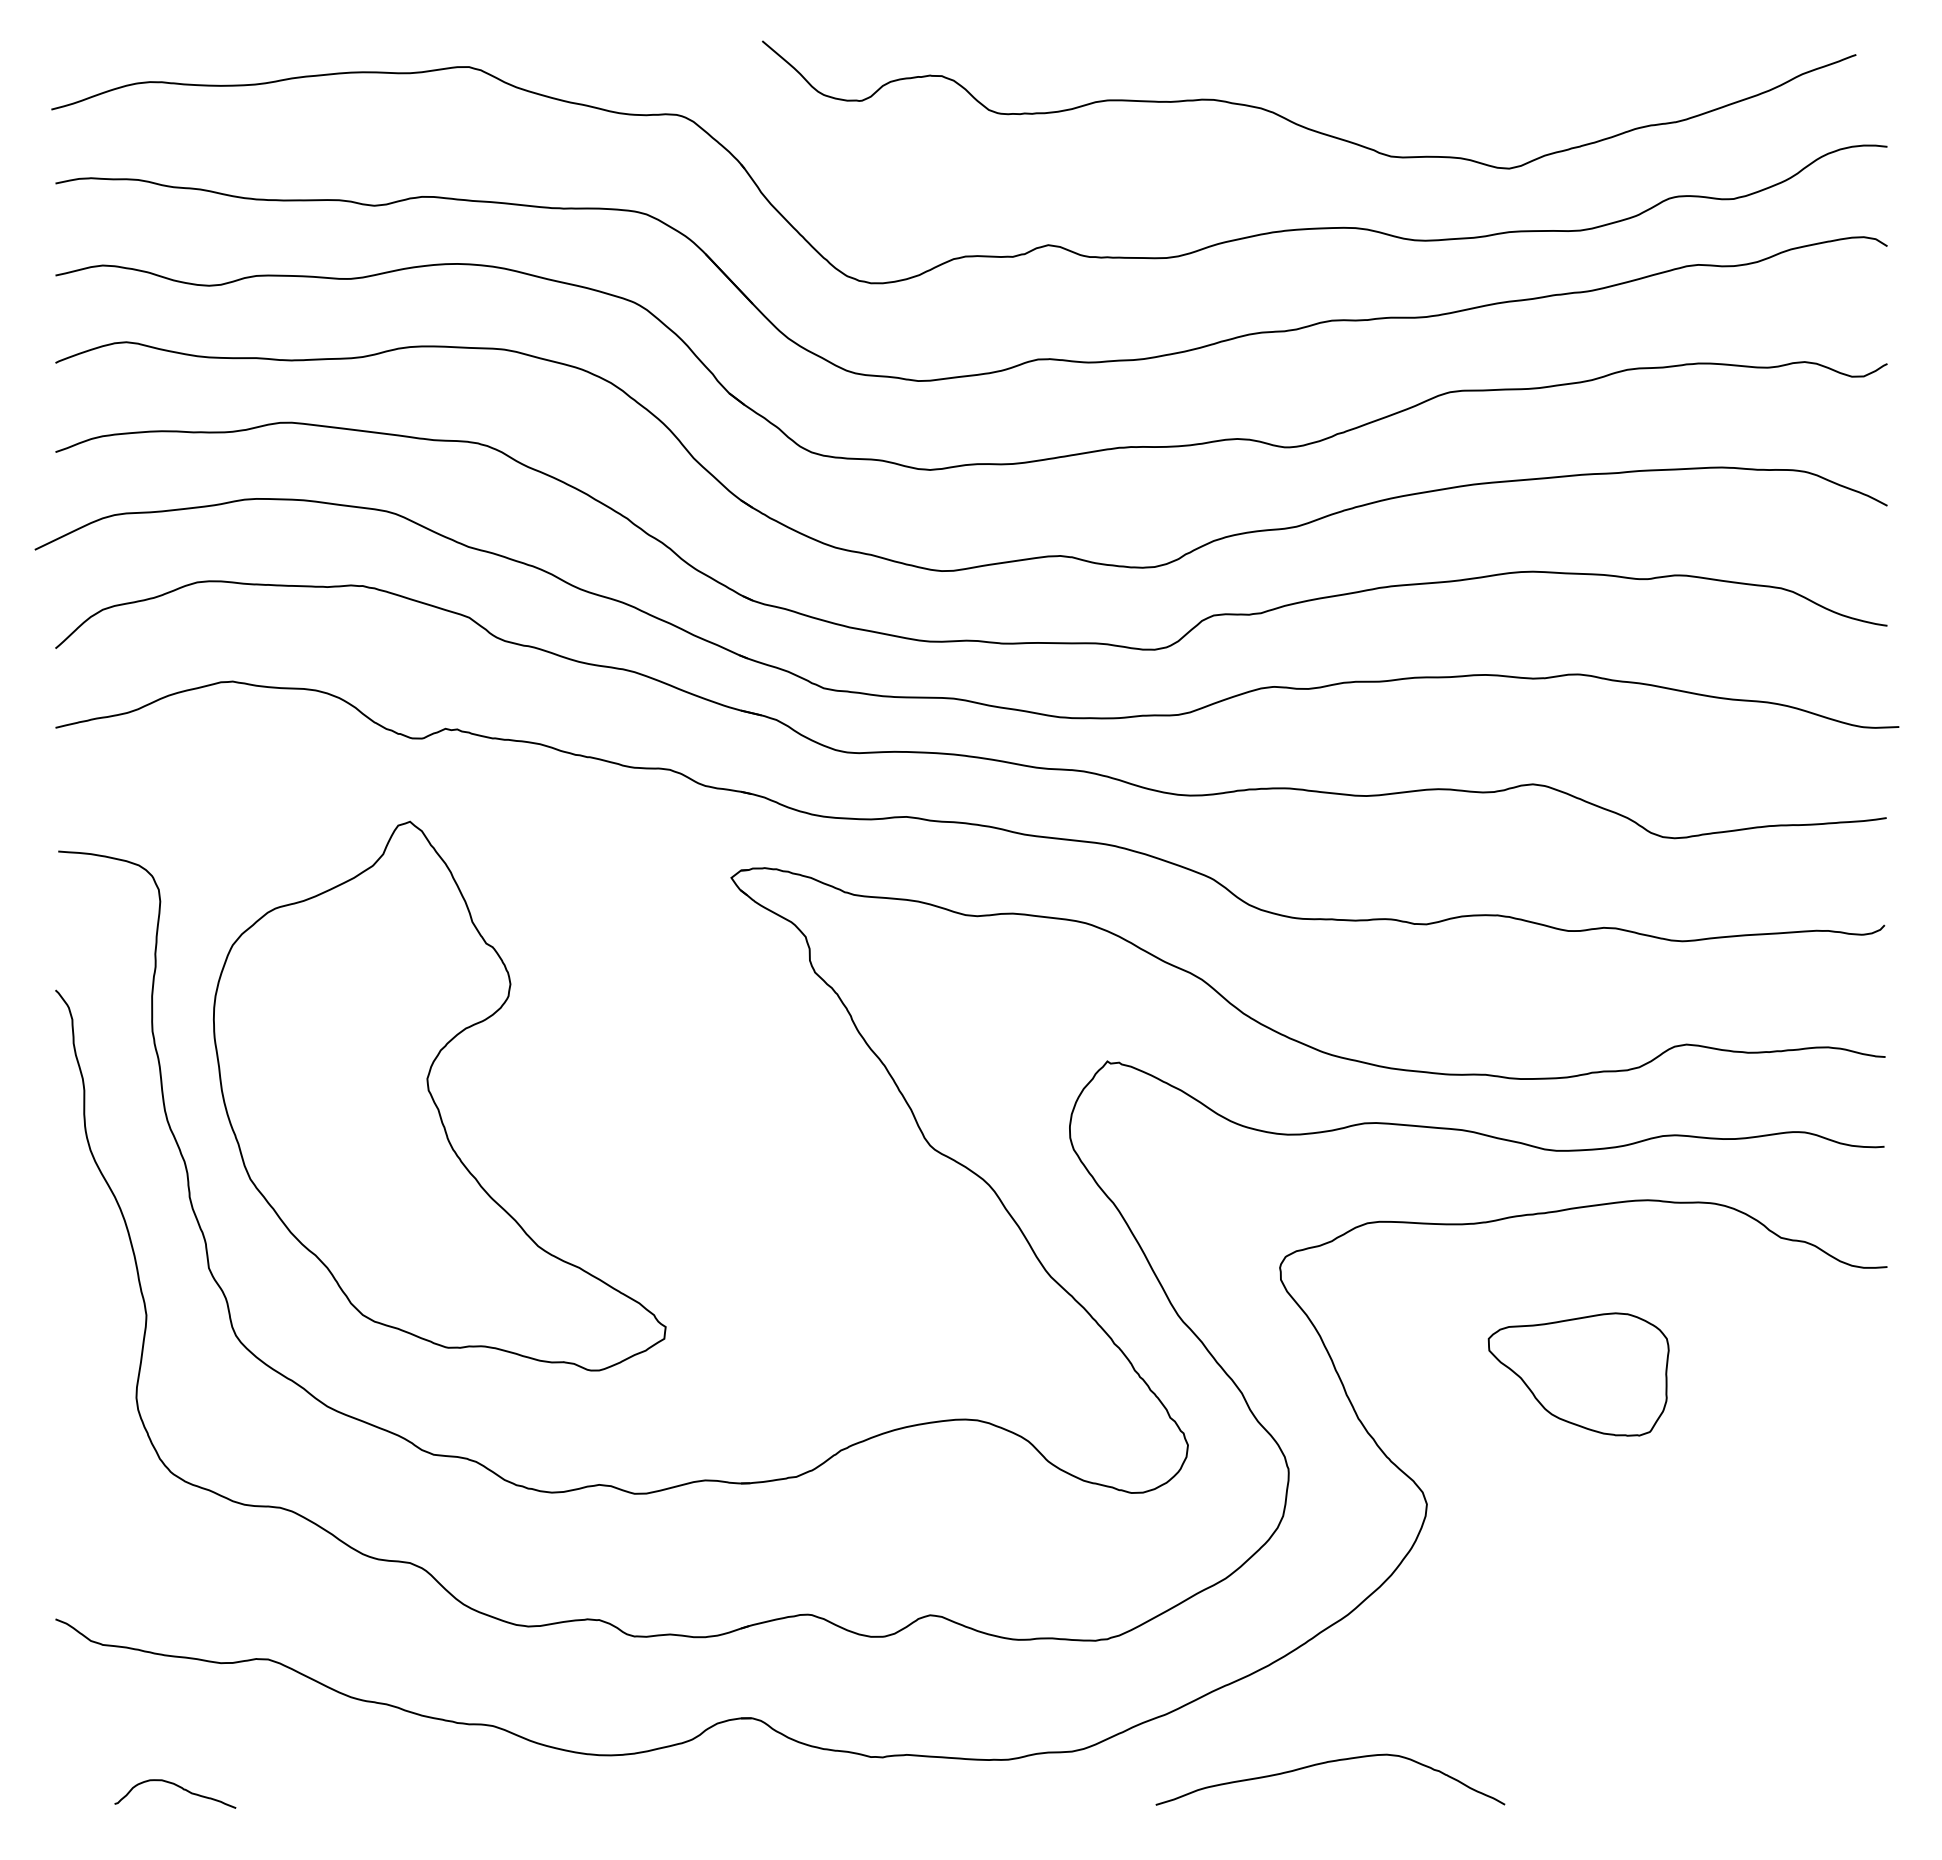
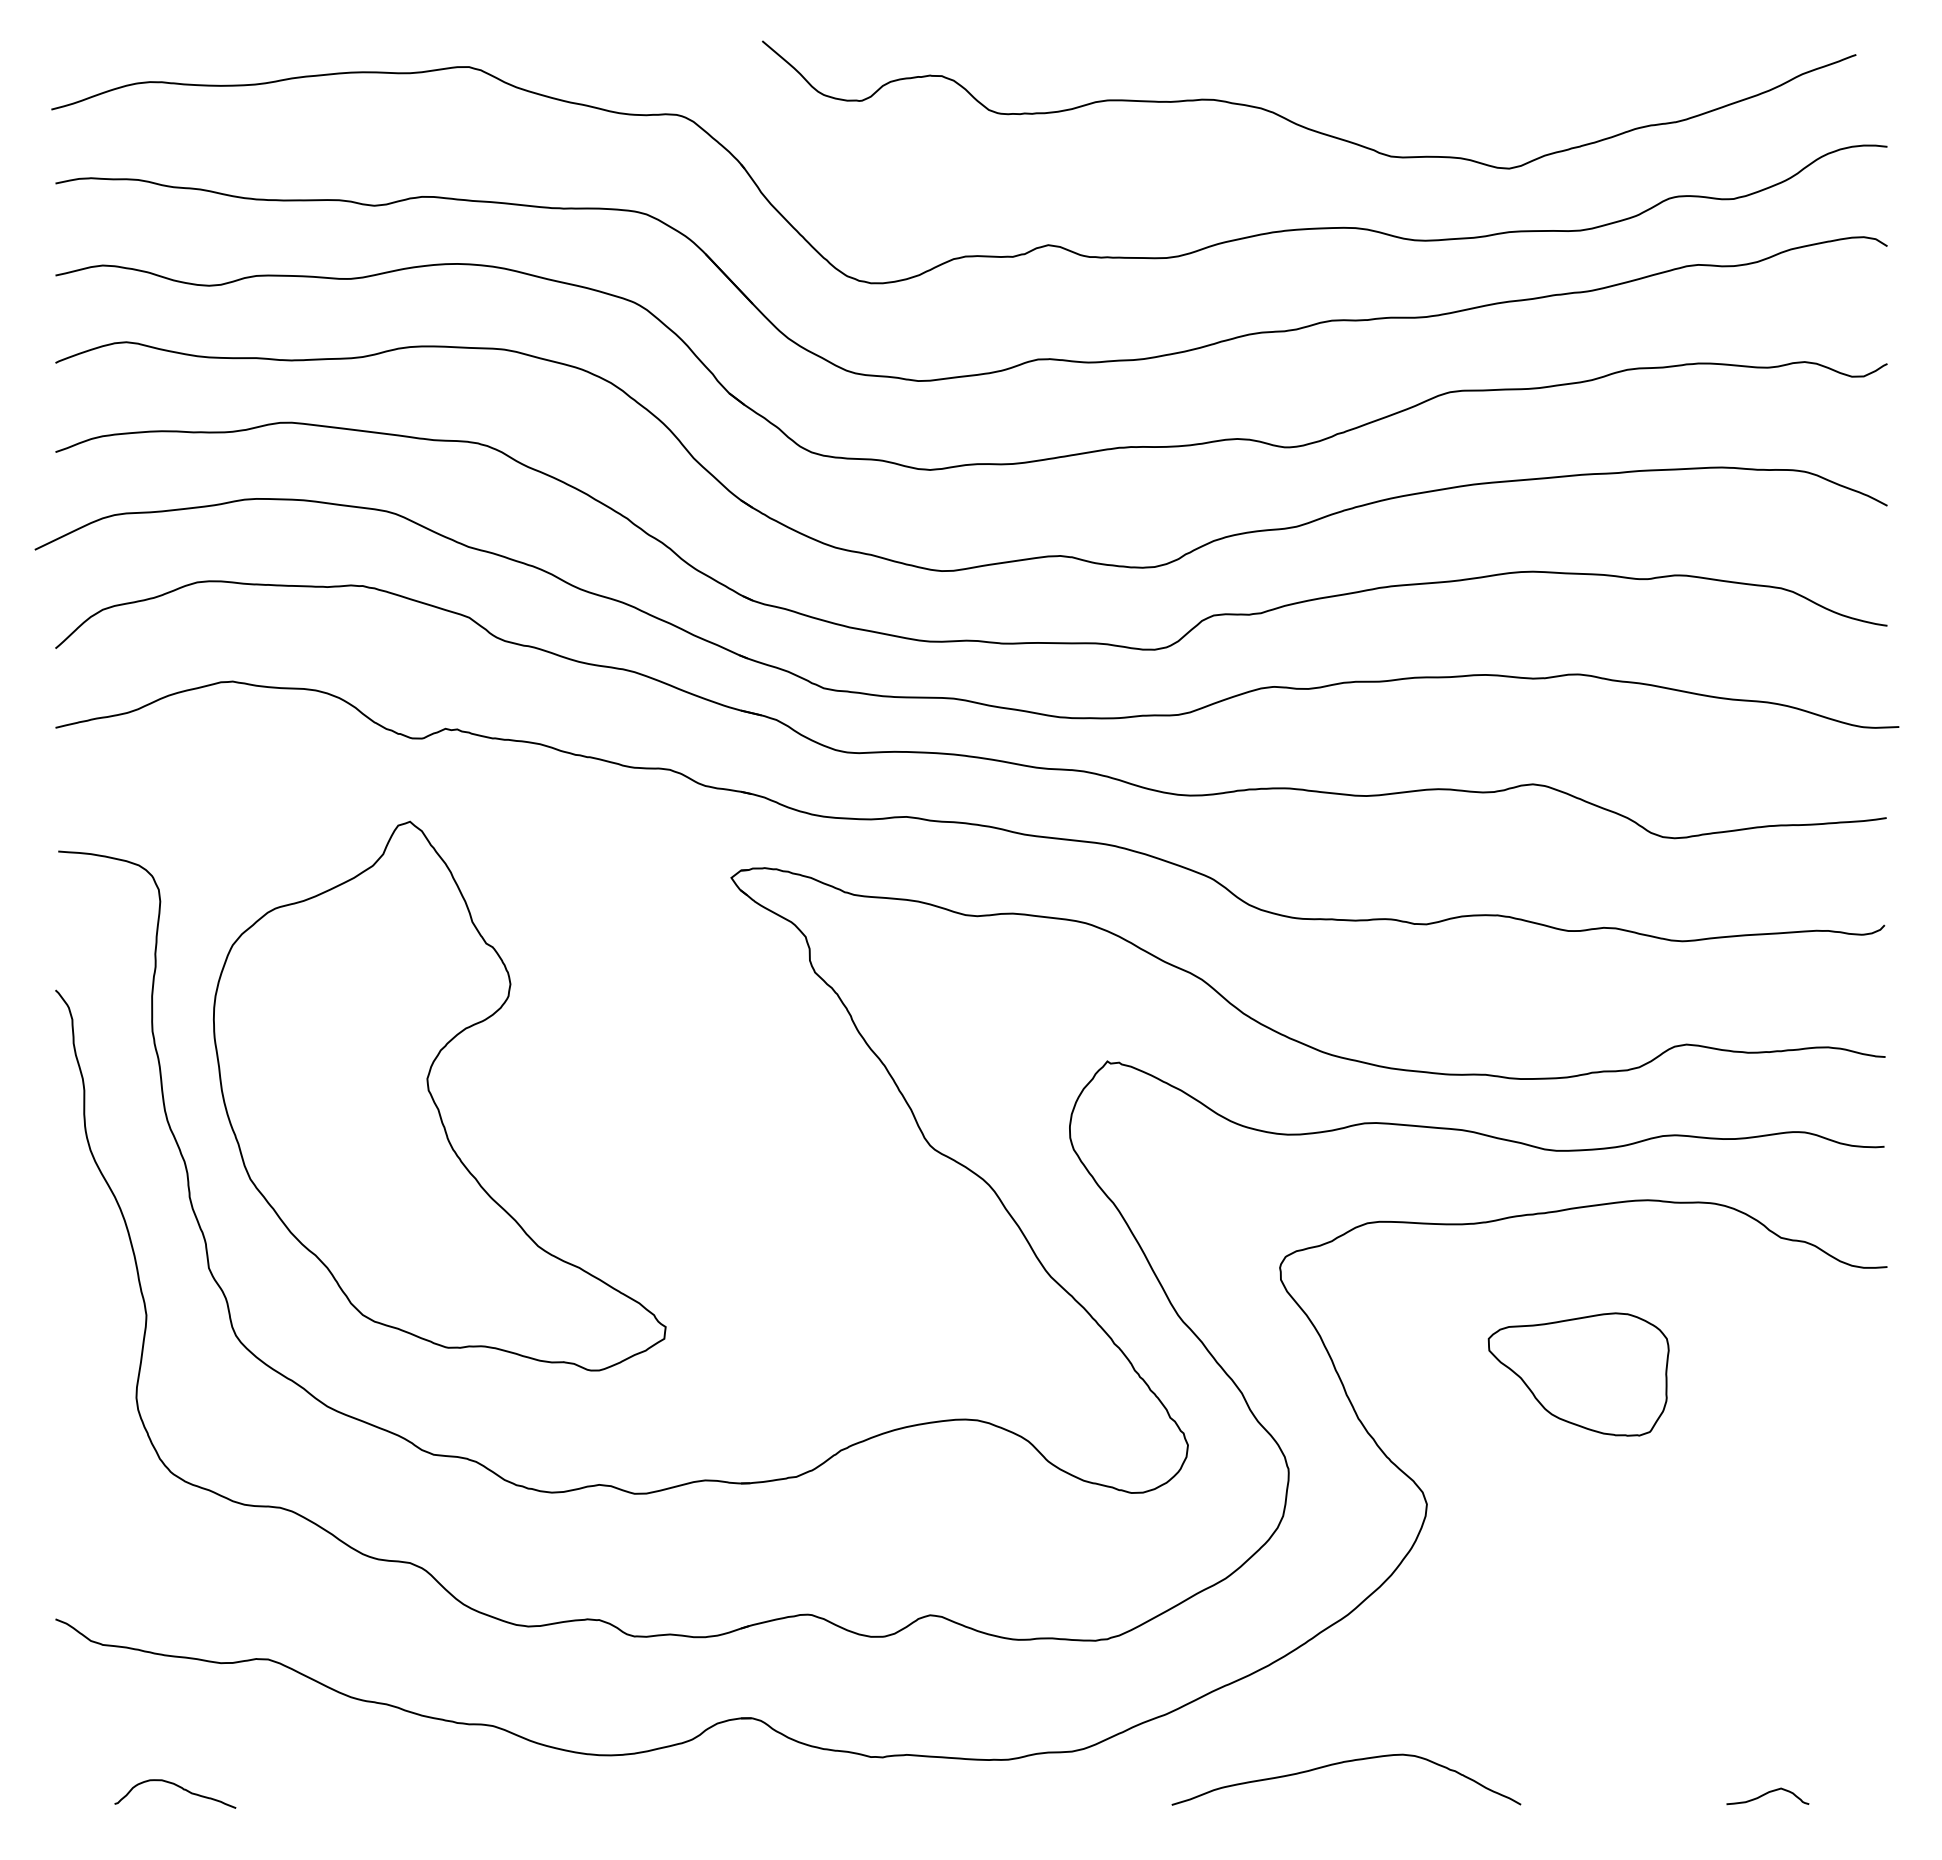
curve position: (1326, 1763) -> (1342, 1763) (1342, 1763)
curve: none -> present (1766, 1794)
